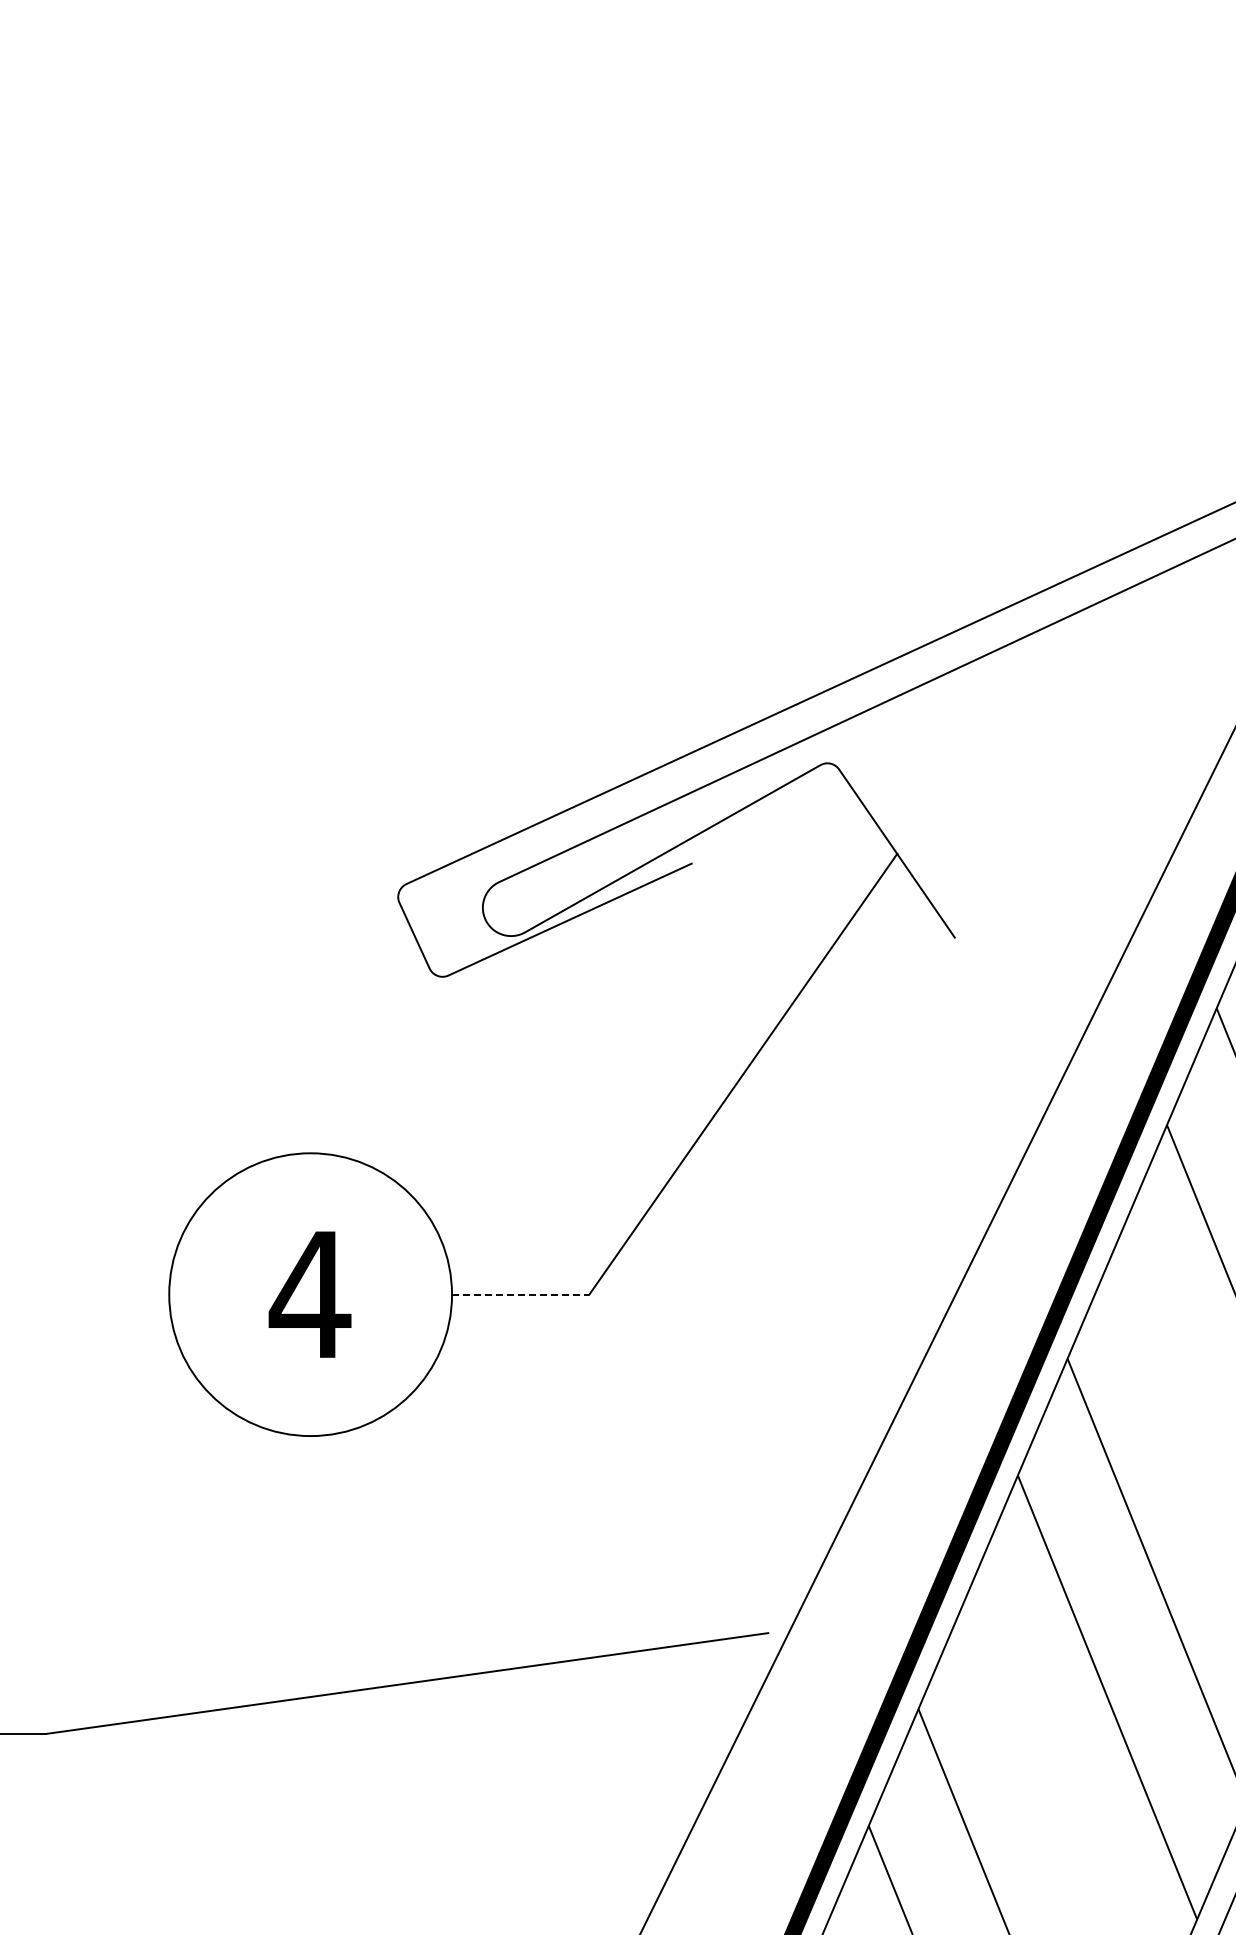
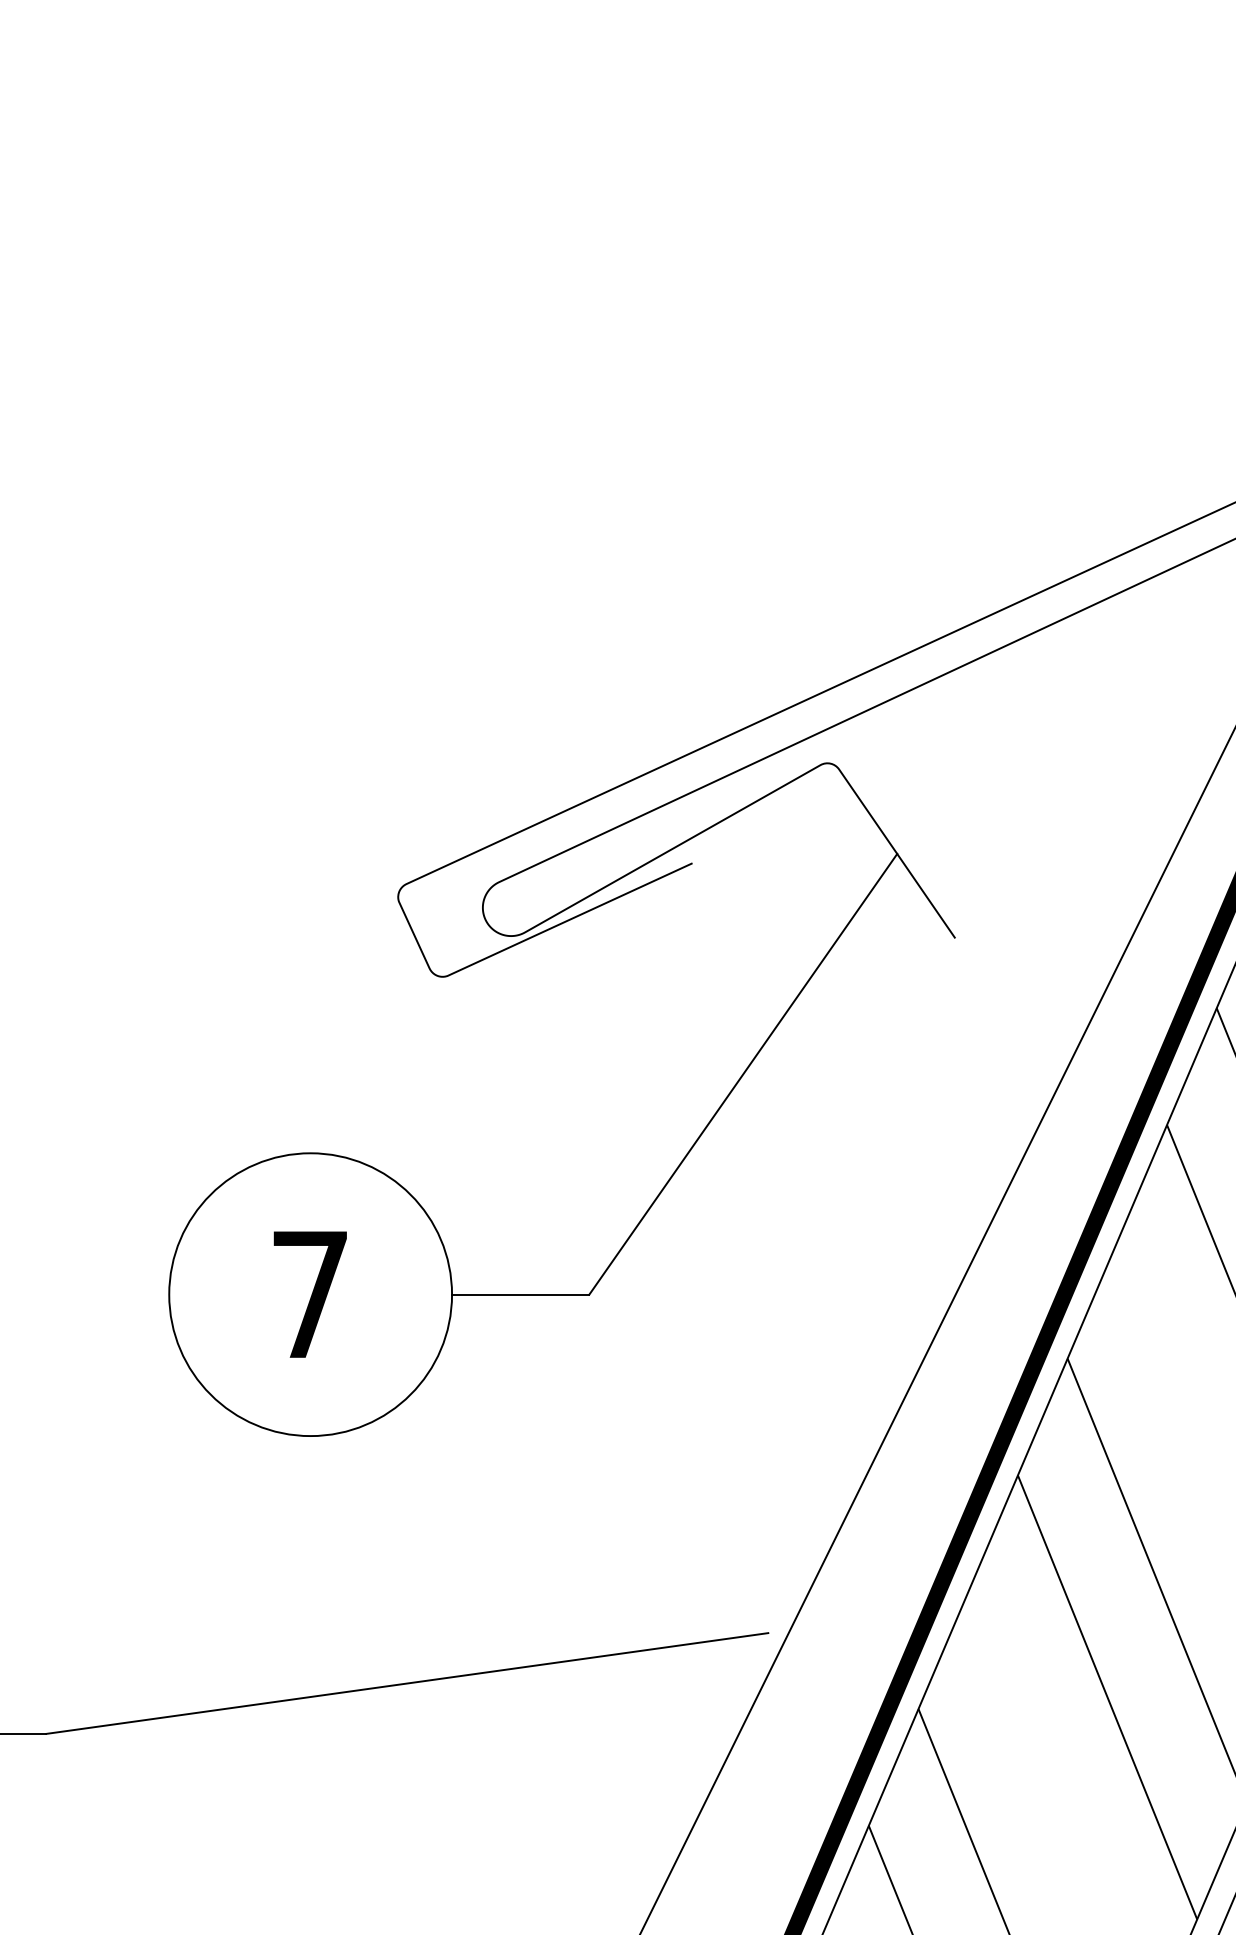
text: 4 -> 7 (309, 1294)
line: dashed -> solid (520, 1294)
